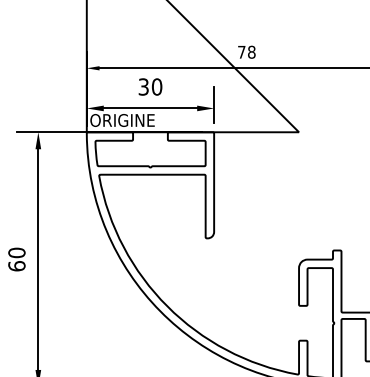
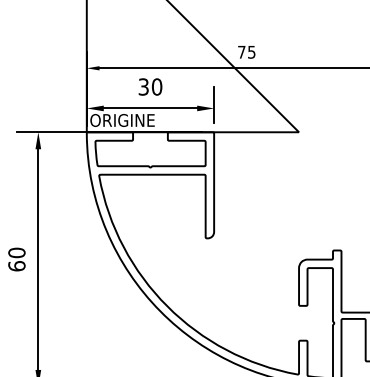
text: 78 -> 75 (251, 51)
